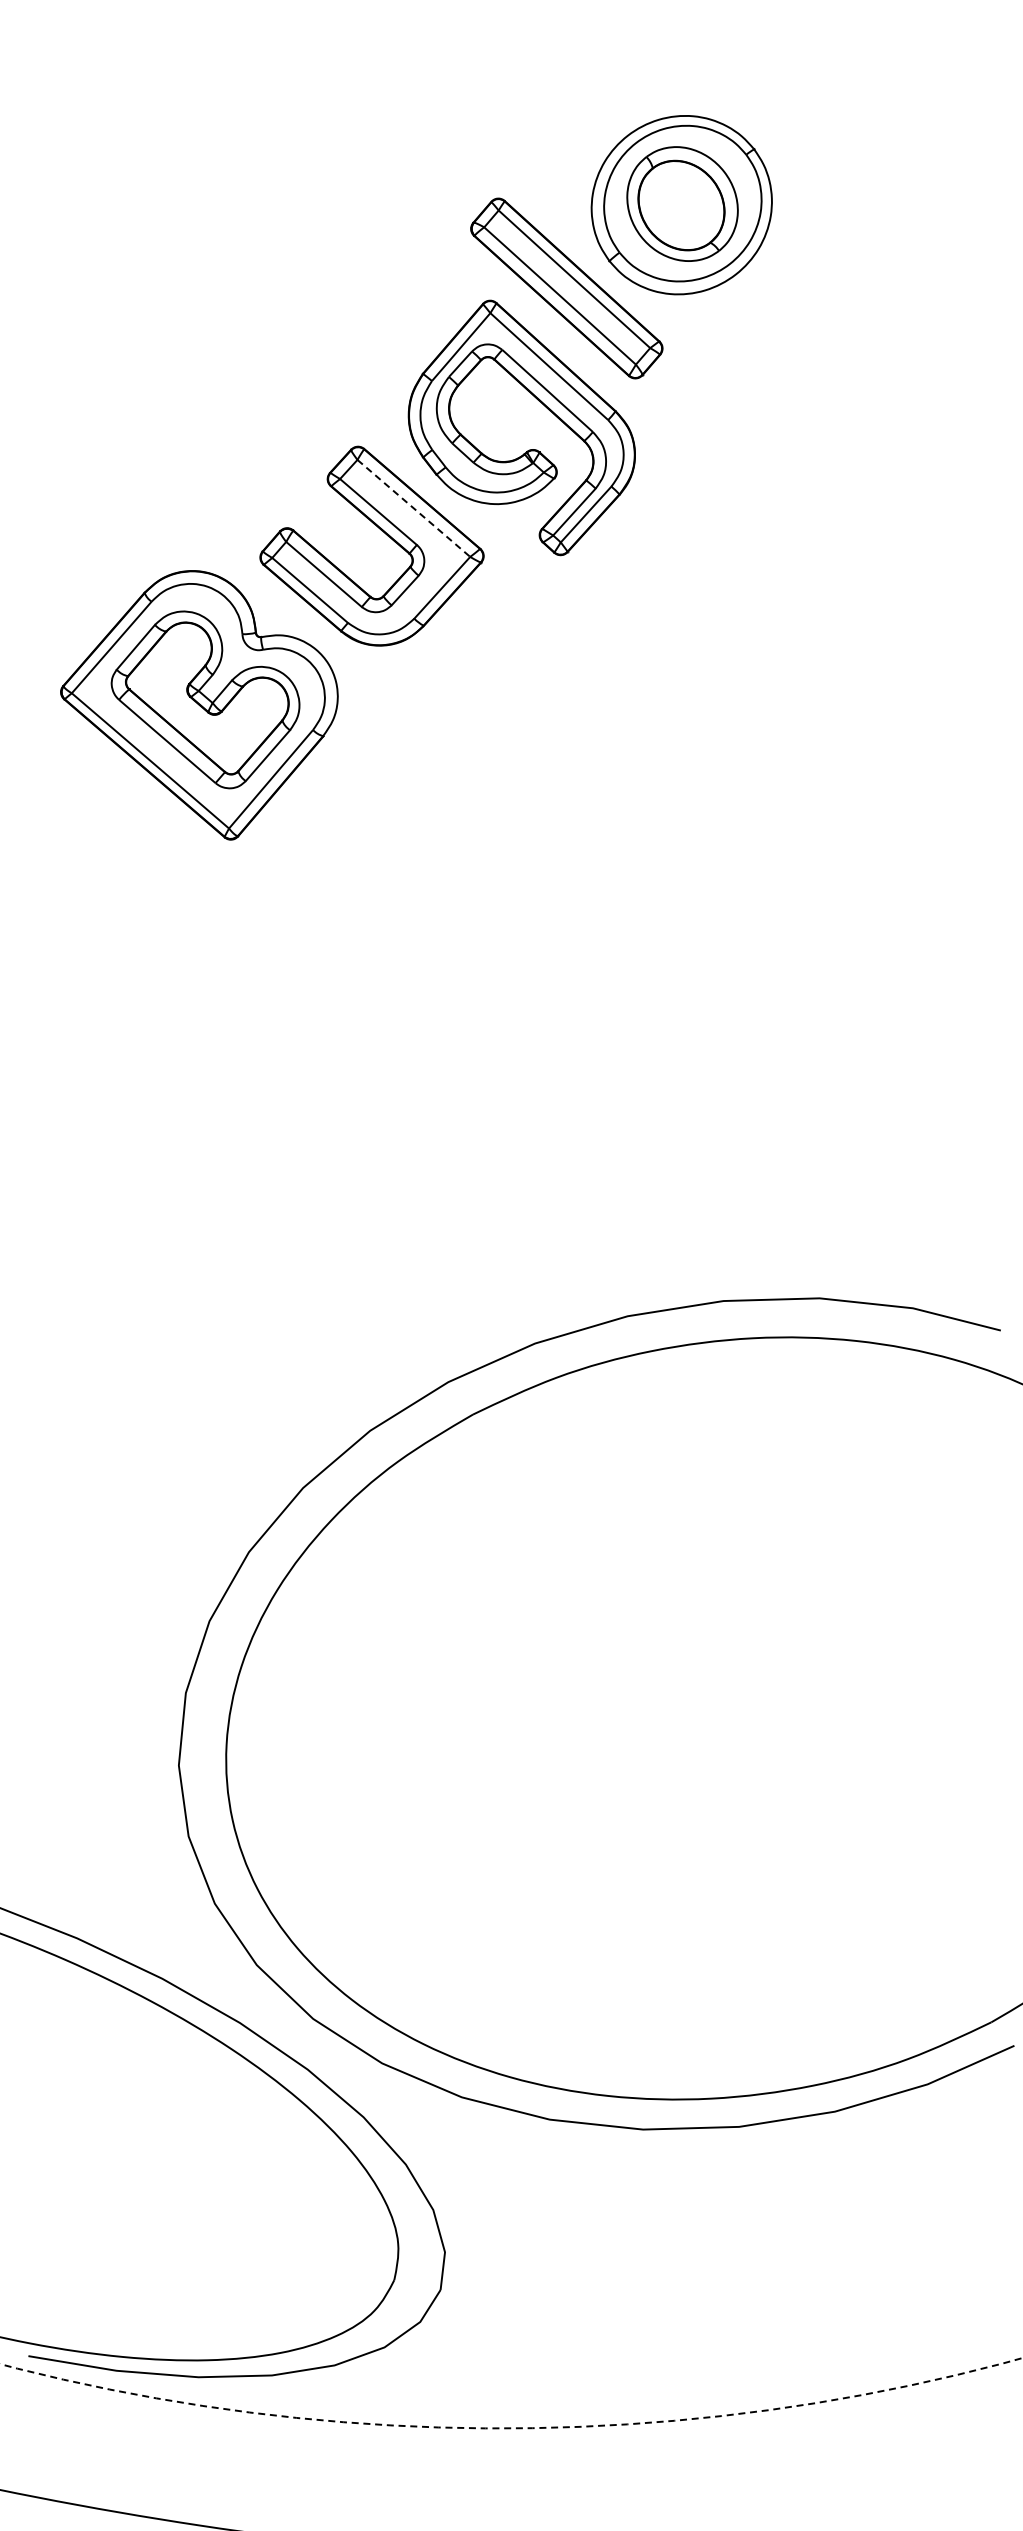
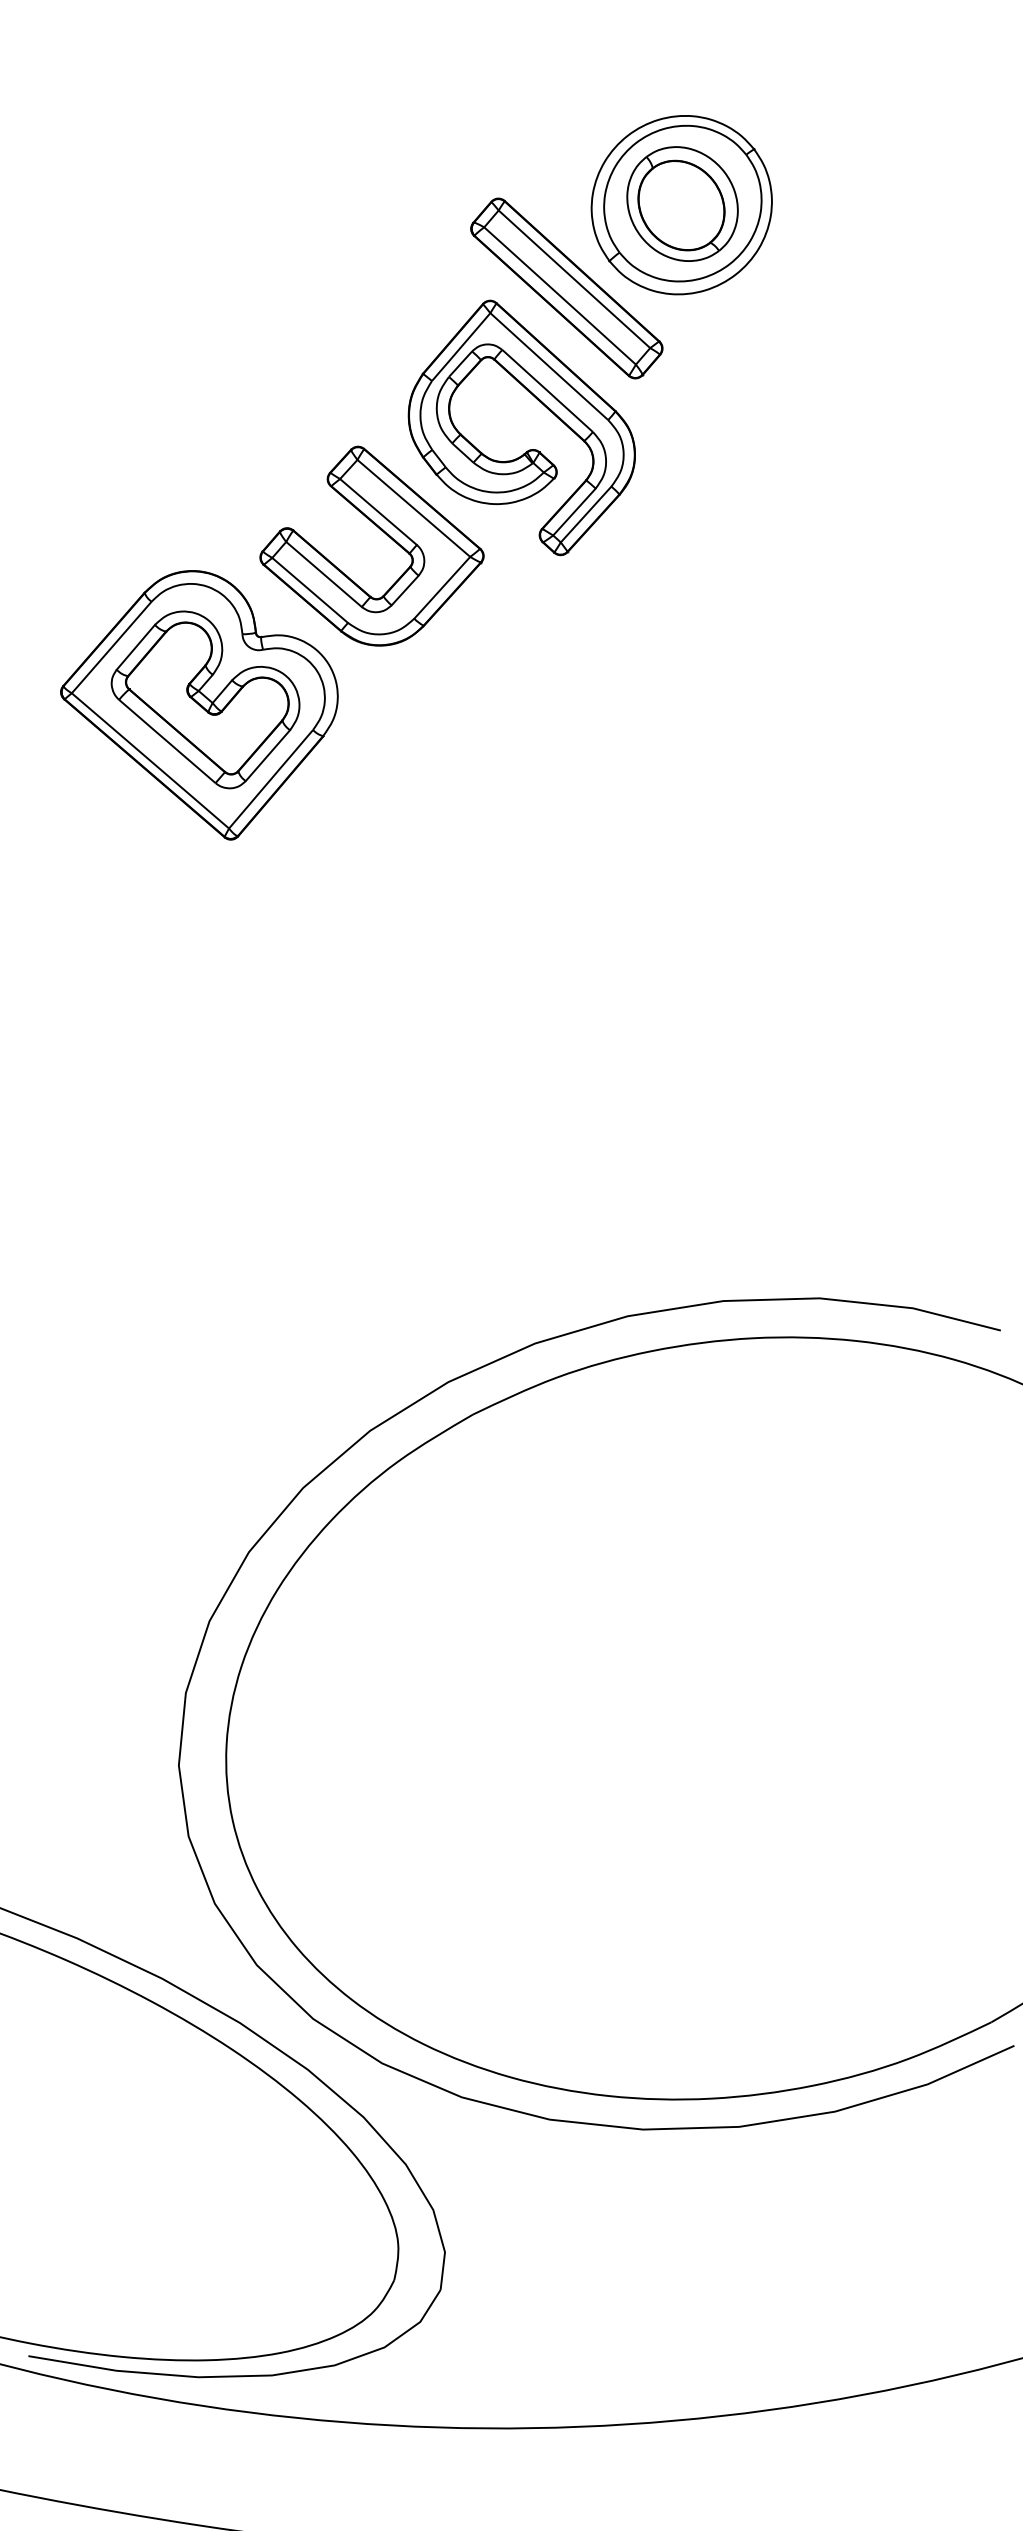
line: dashed -> solid (414, 508)
arc: dashed -> solid (511, 2428)
